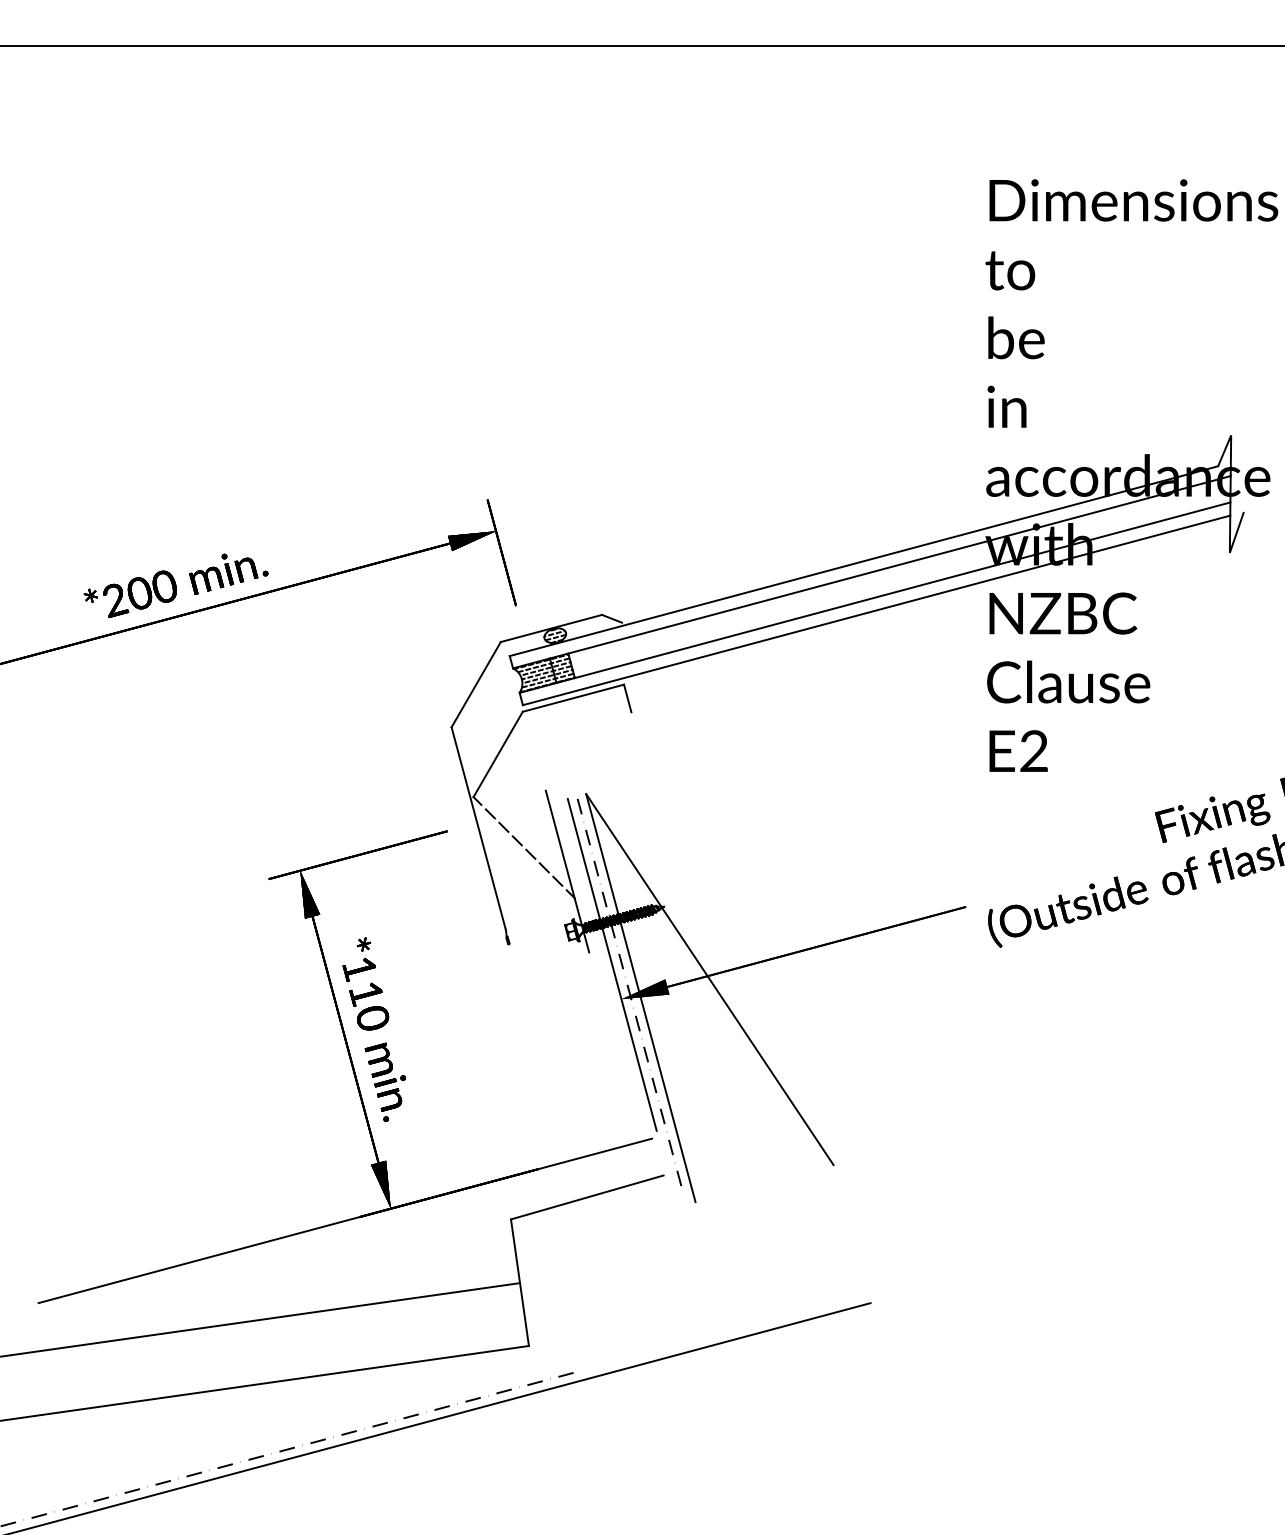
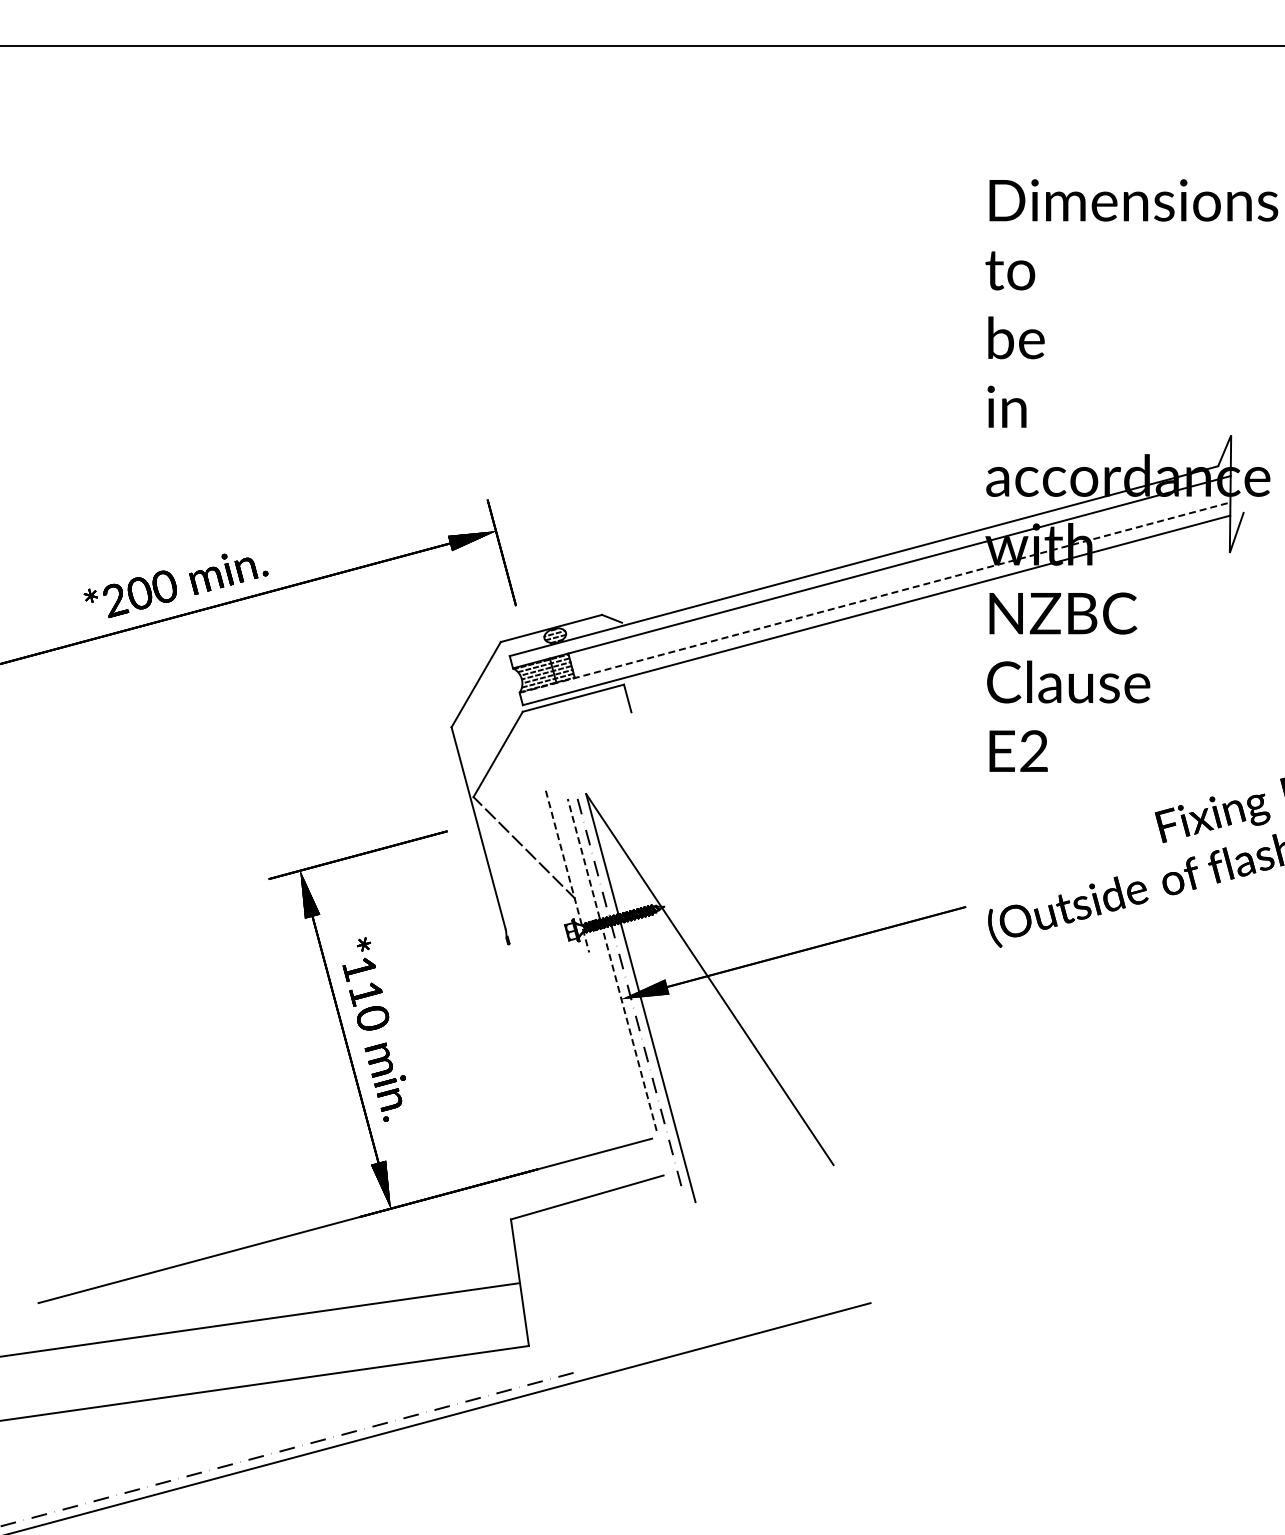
line: solid -> dashed (875, 597)
line: solid -> dashed (567, 871)
line: solid -> dashed (612, 964)
